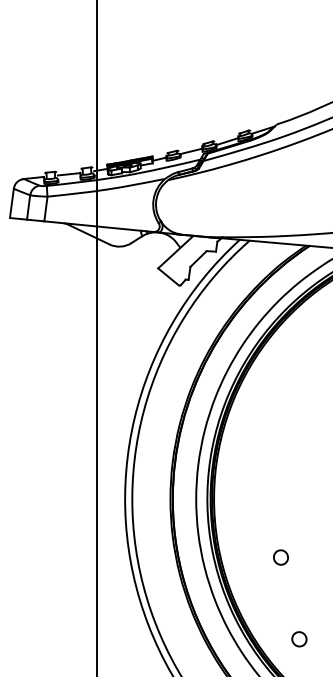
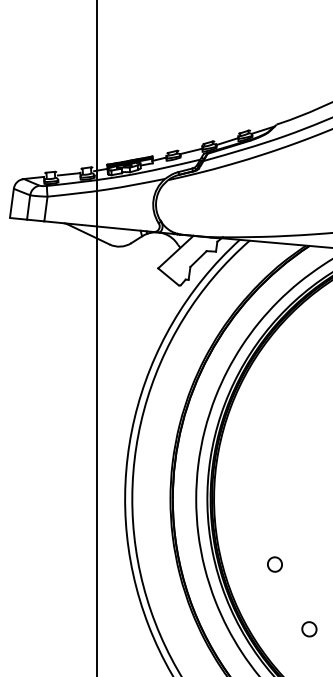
part position: (280, 557) -> (274, 564) (274, 564)
part position: (299, 639) -> (309, 629) (309, 629)
